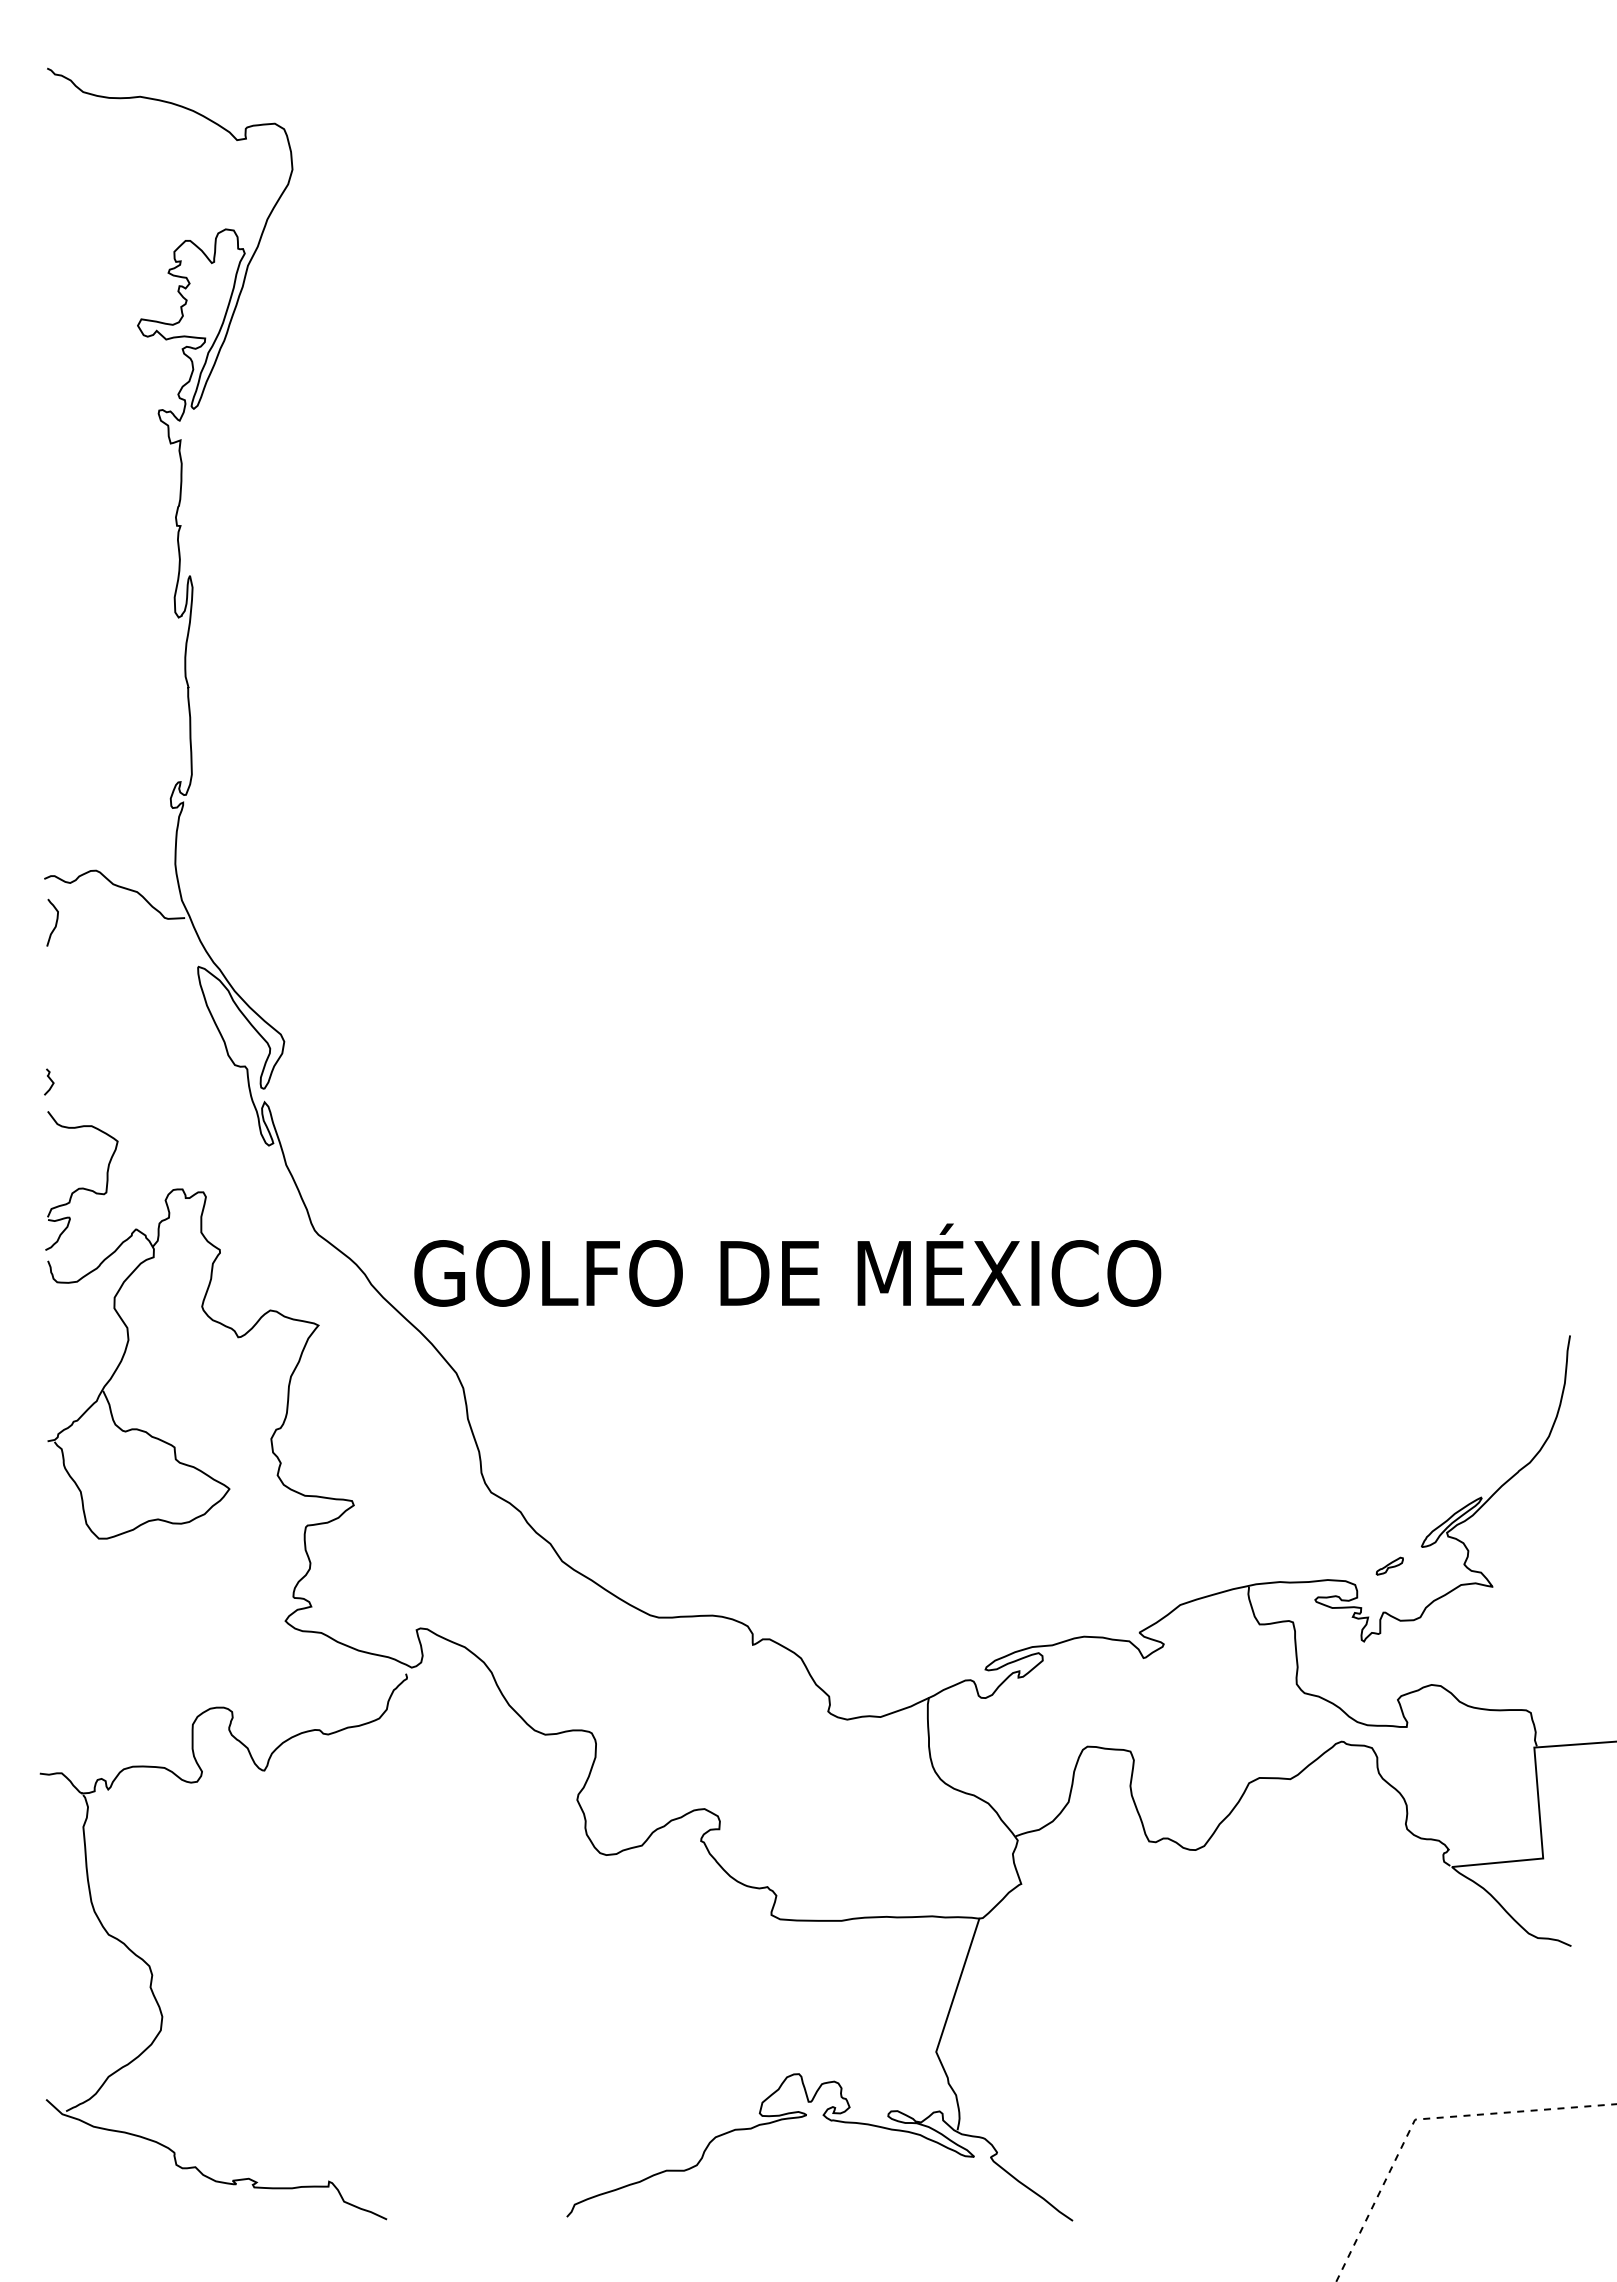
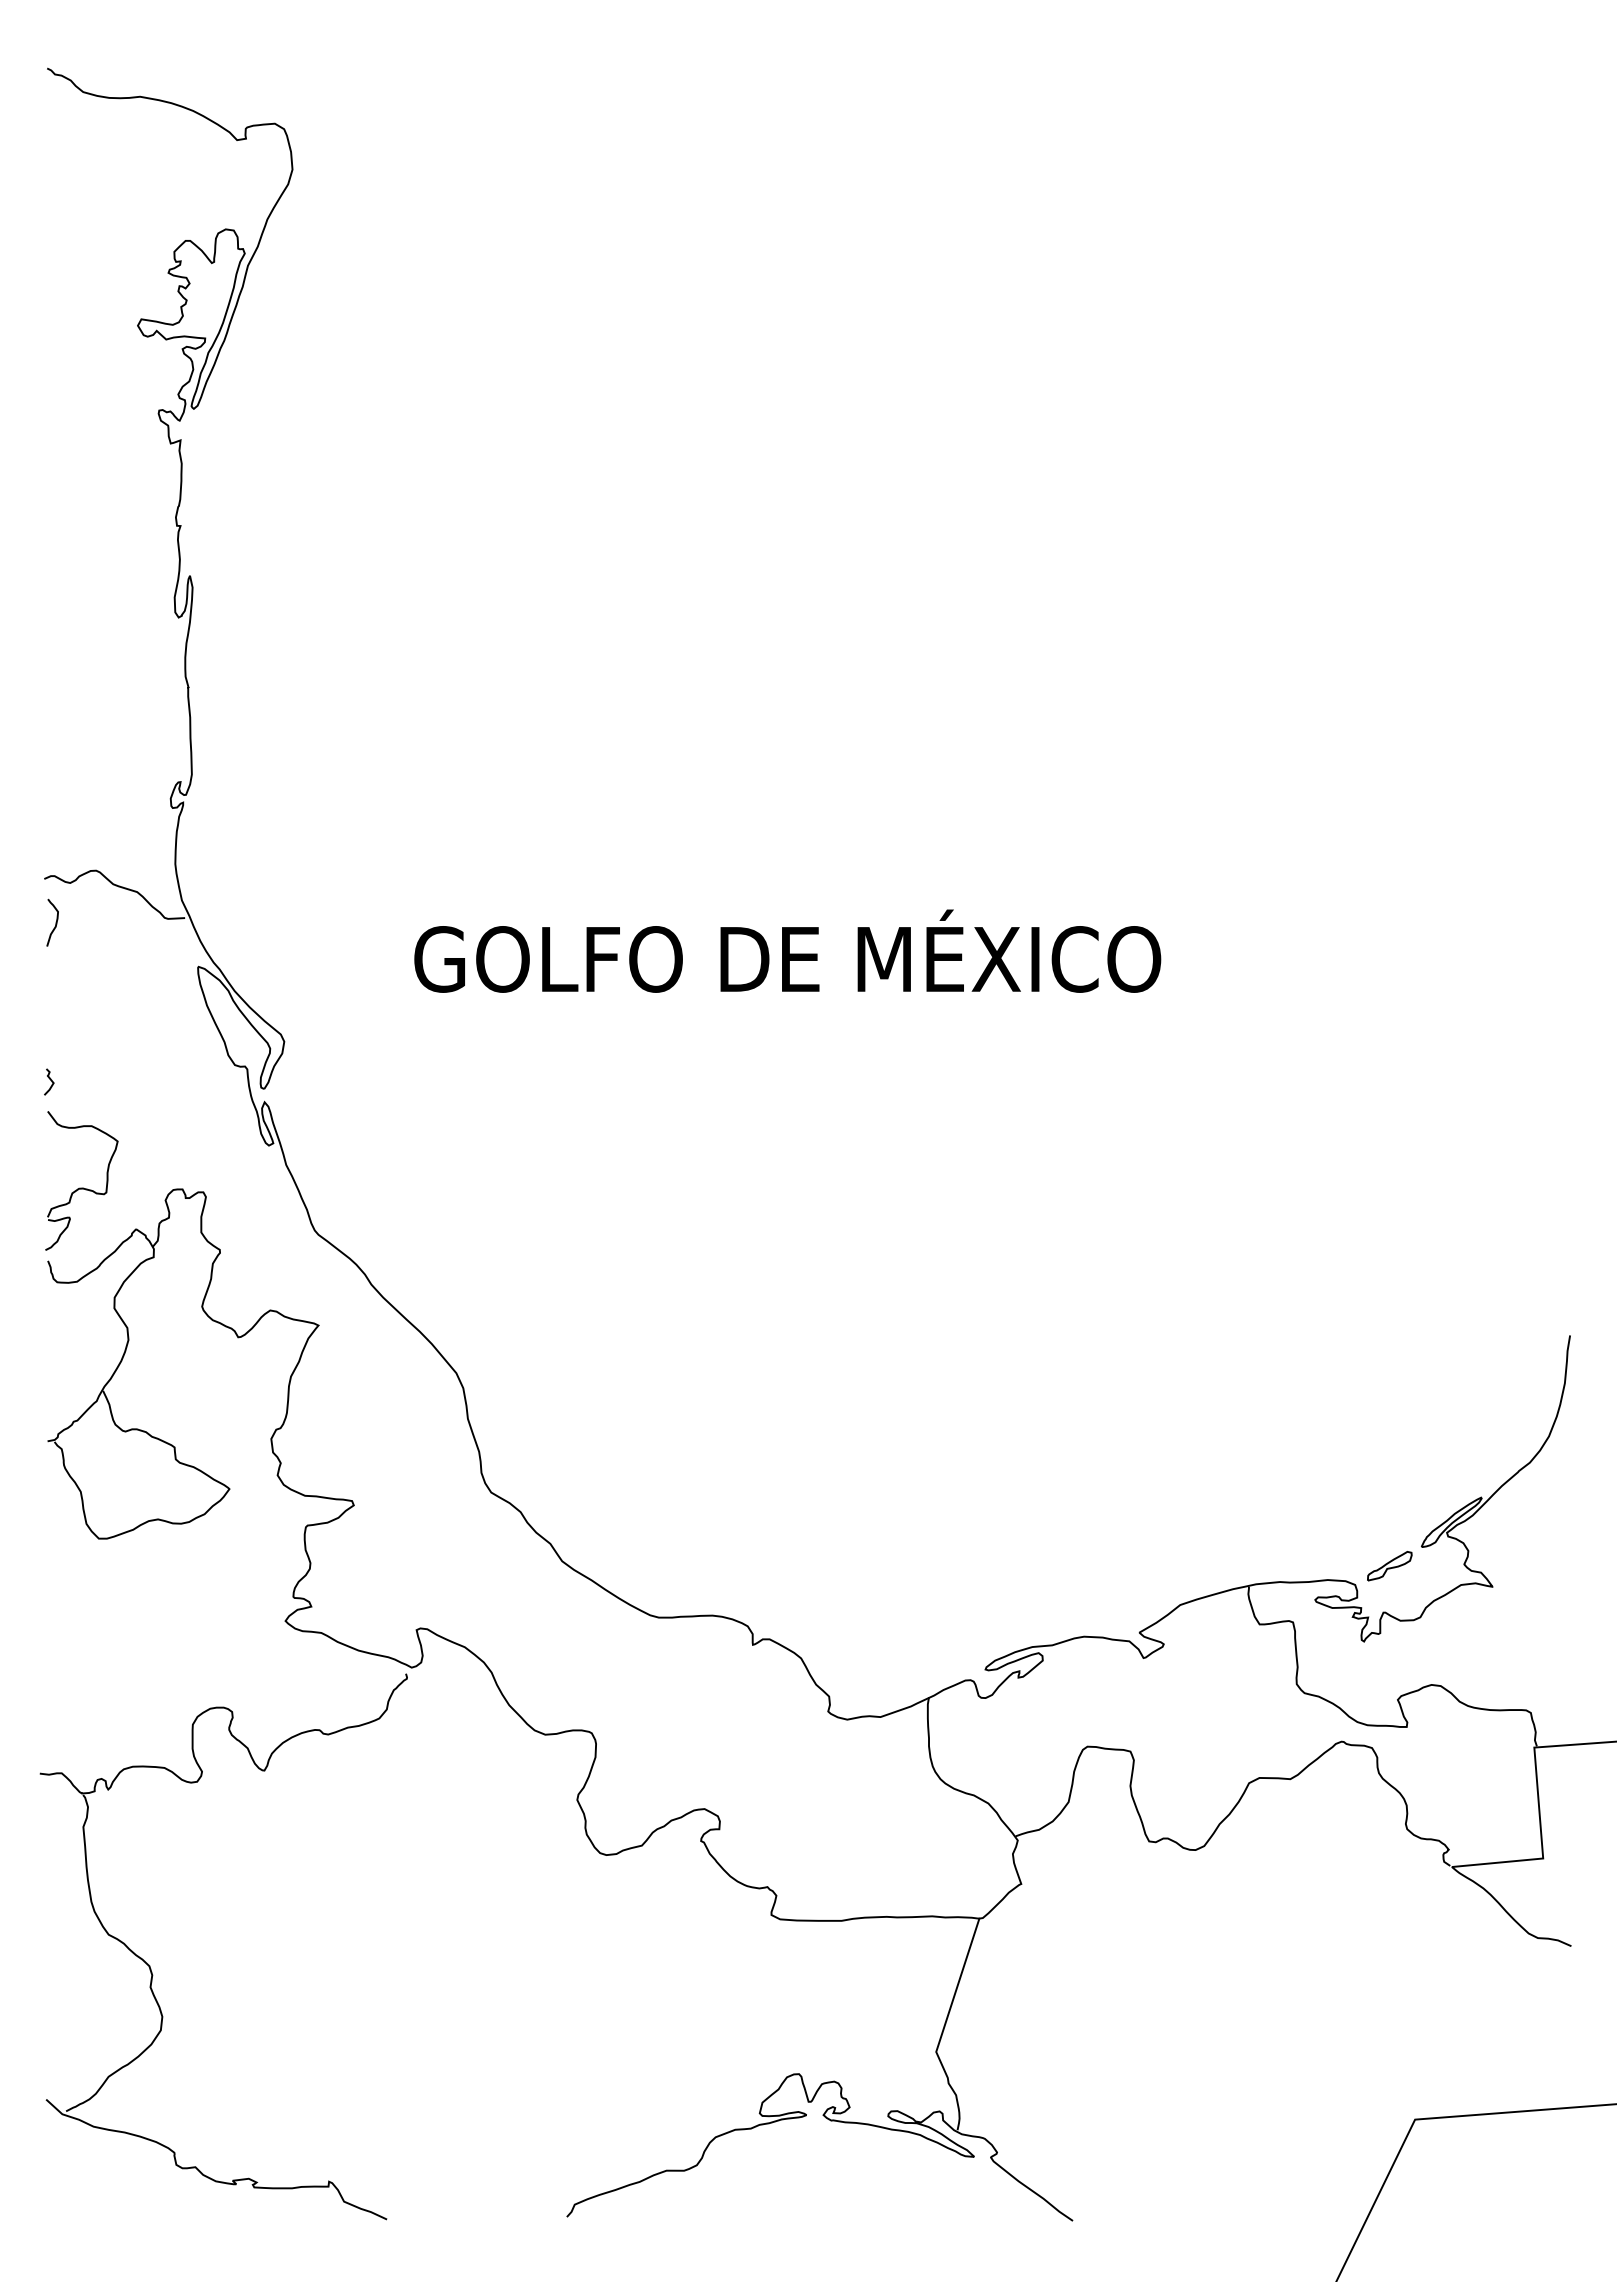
text position: (787, 1264) -> (787, 950) (787, 950)
part size: 29x20 px -> 46x31 px (1389, 1566)
line: dashed -> solid (1426, 2118)
